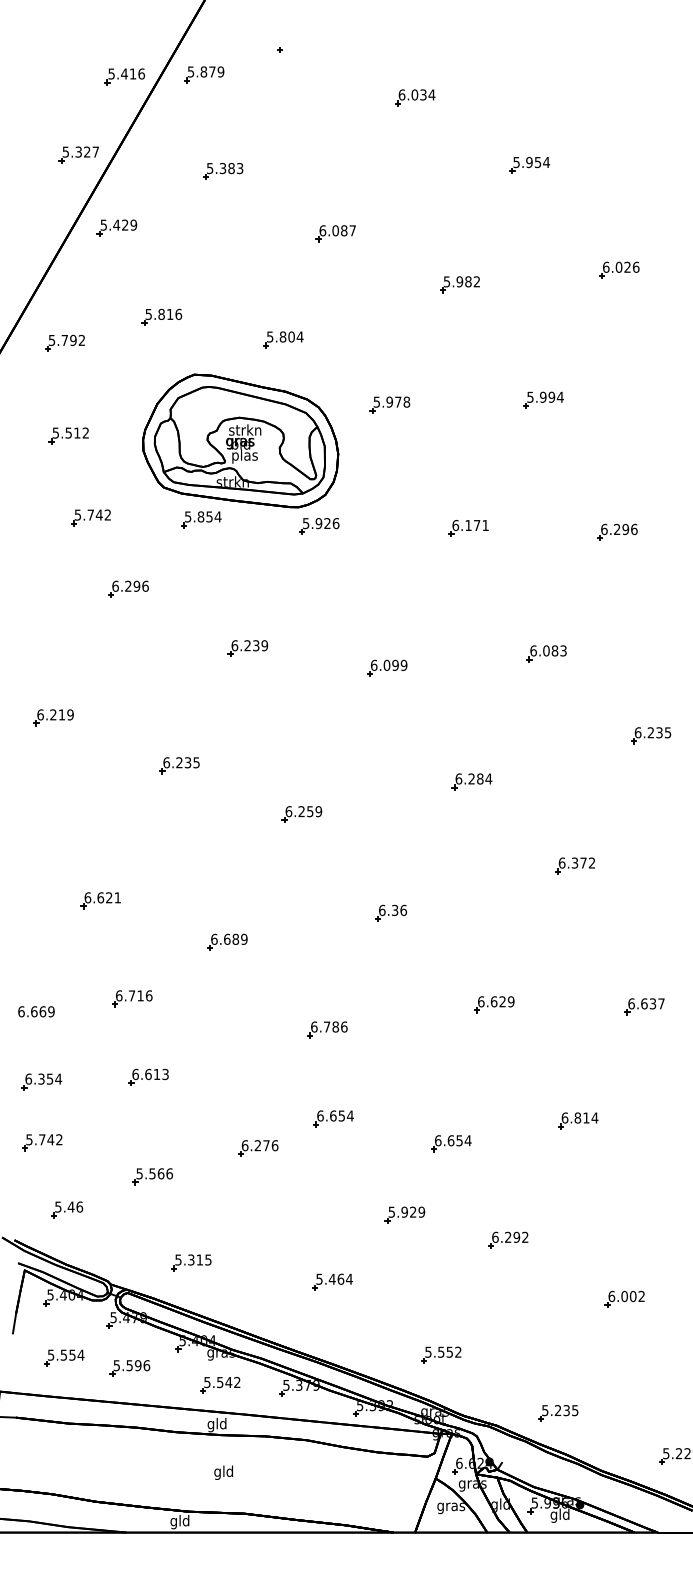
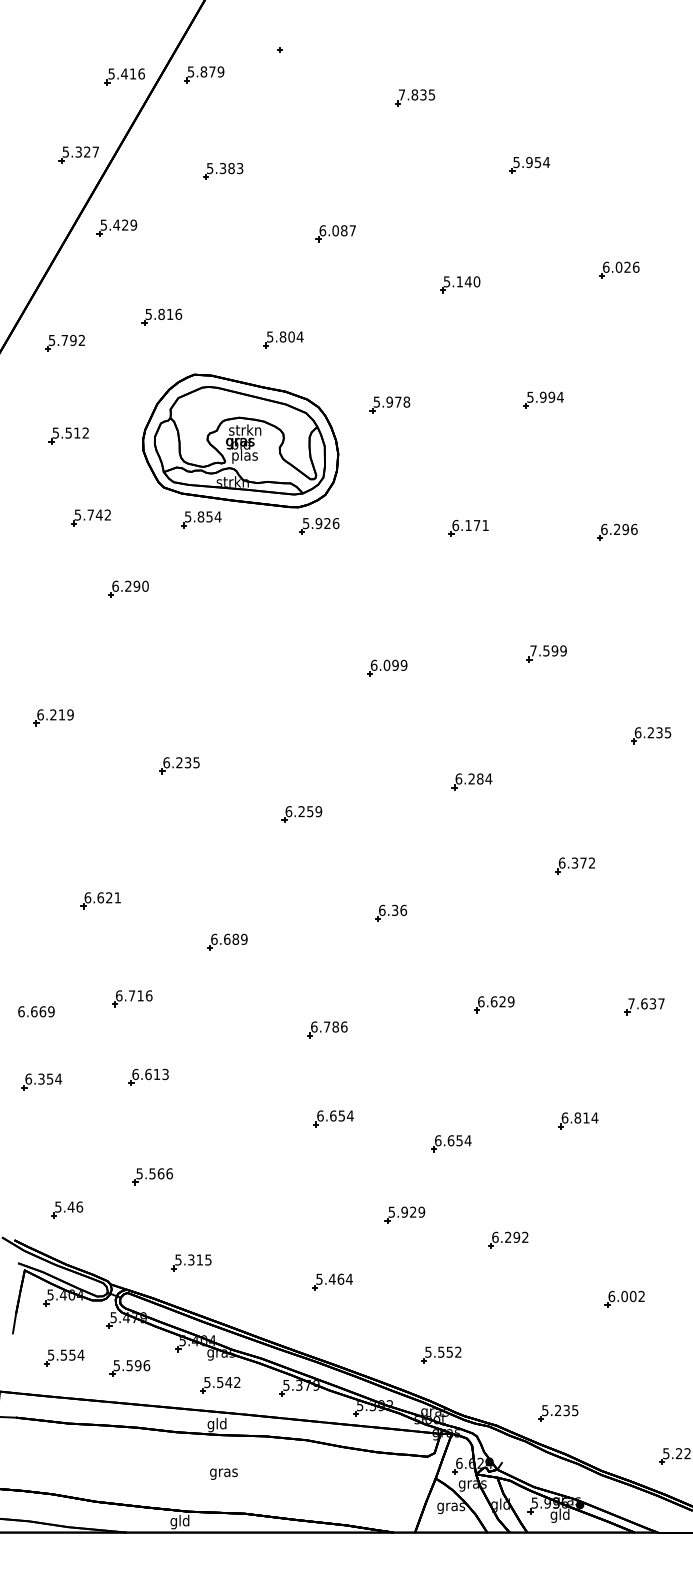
text: 6.034 -> 7.835 (416, 94)
text: 5.982 -> 5.140 (468, 281)
text: 6.296 -> 6.290 (145, 585)
part: present -> none (247, 648)
text: 6.083 -> 7.599 (548, 650)
text: 6.637 -> 7.637 (631, 1003)
part: present -> none (42, 1142)
part: present -> none (258, 1148)
text: gld -> gras (223, 1472)
